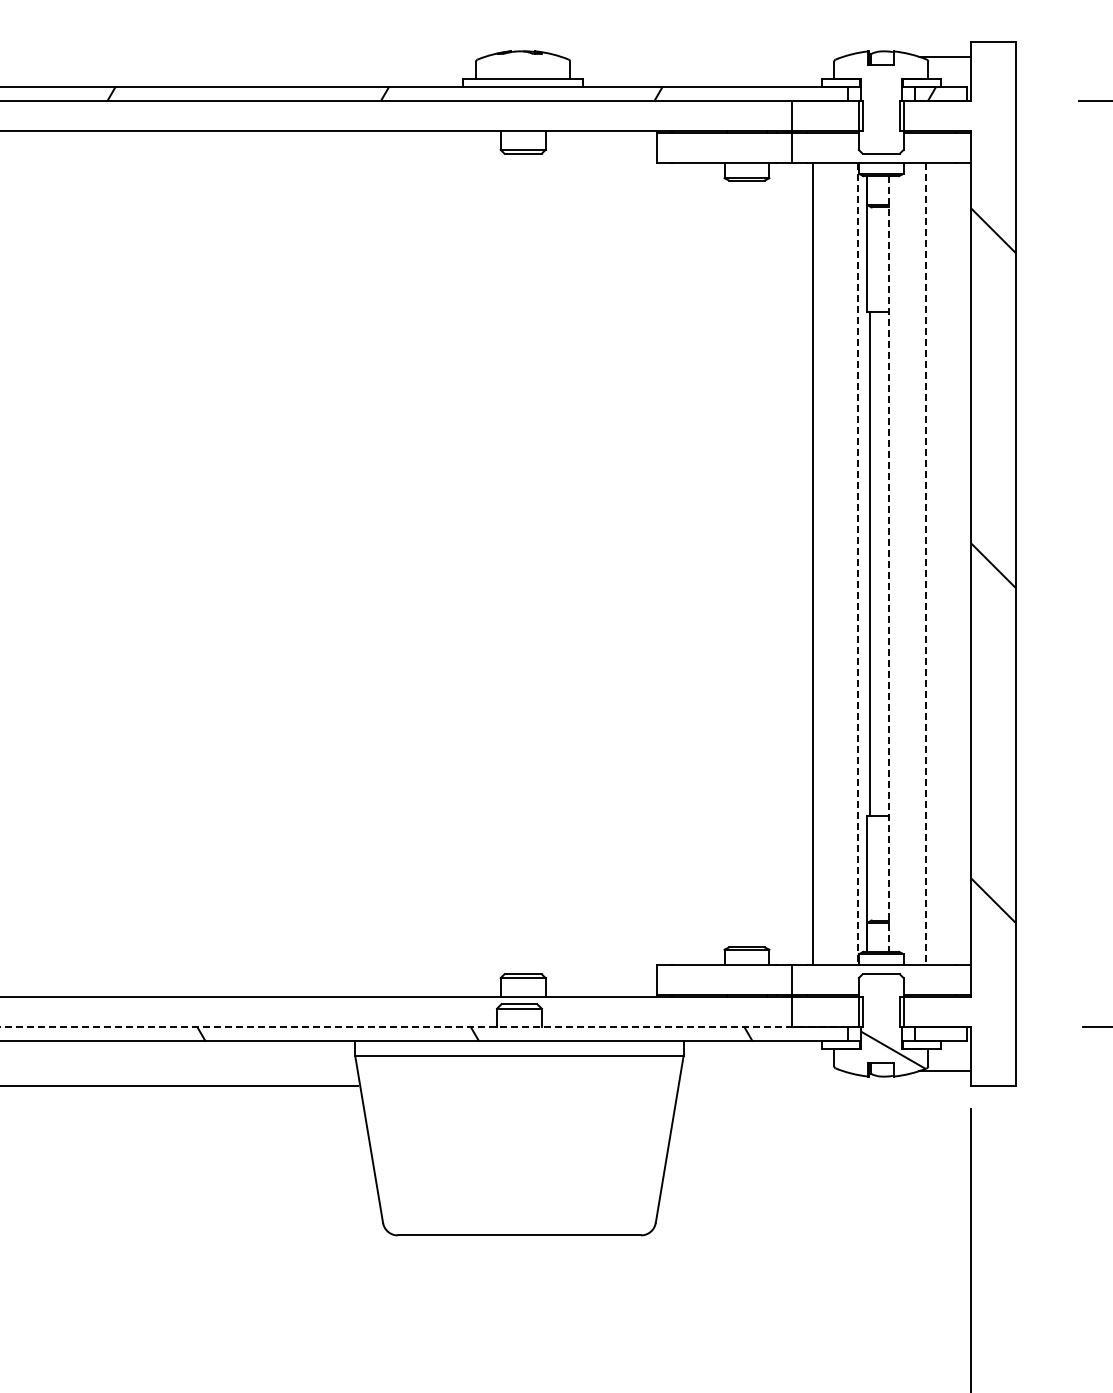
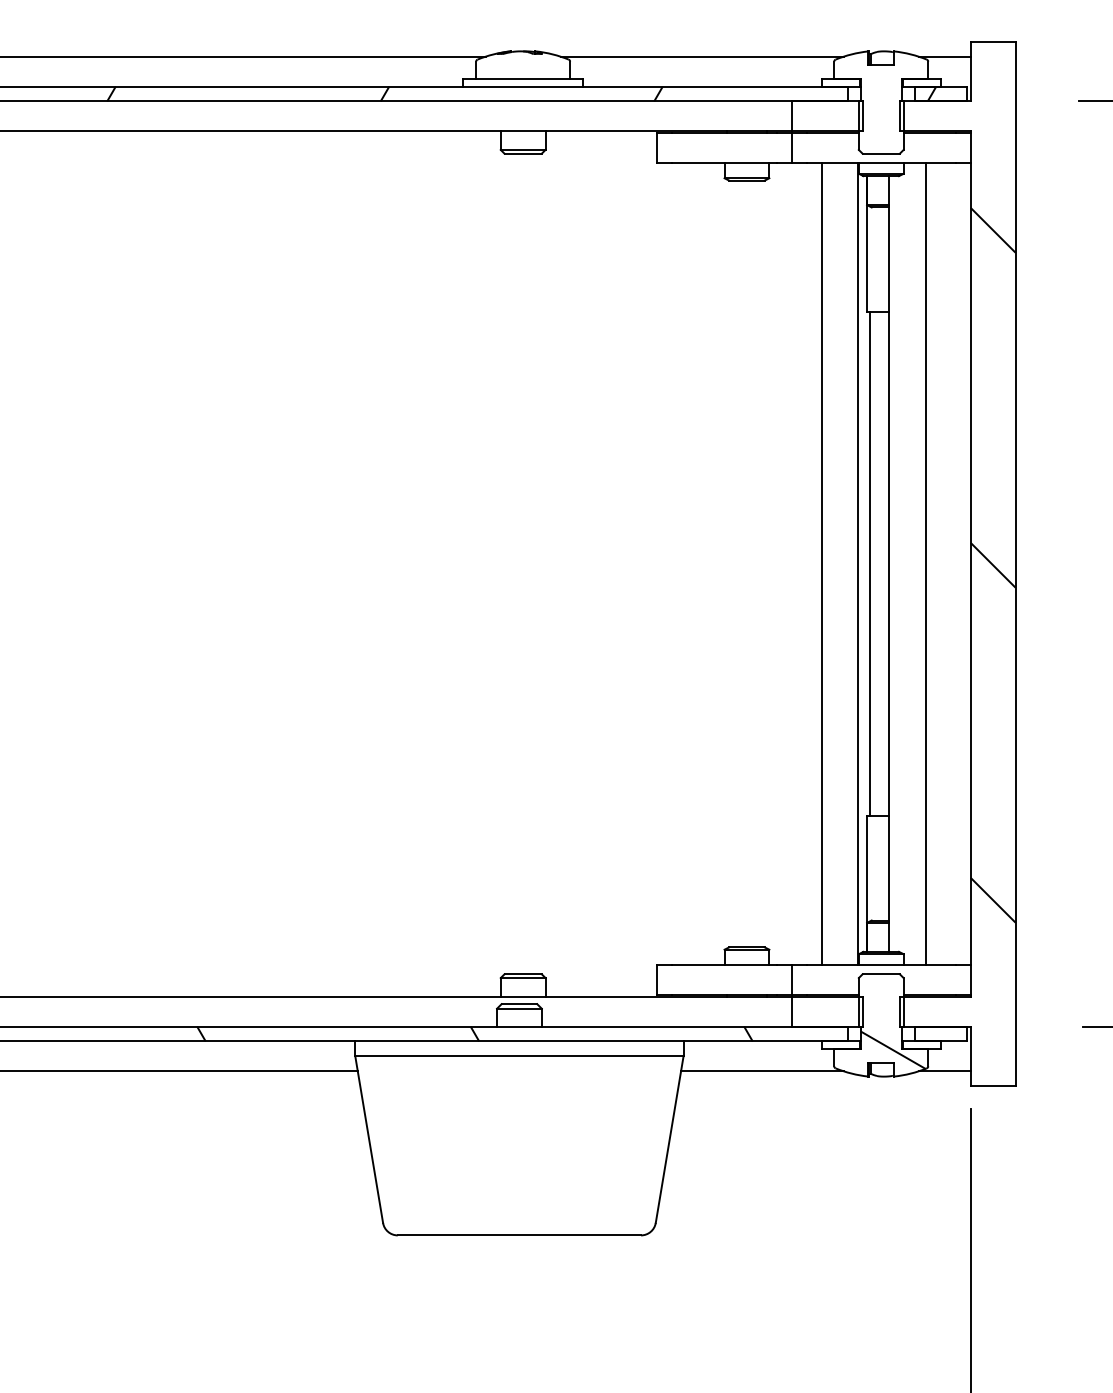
line: none -> present (243, 56)
line: none -> present (701, 56)
line position: (812, 563) -> (821, 563) (821, 563)
line: dashed -> solid (858, 564)
line: dashed -> solid (889, 564)
line: dashed -> solid (926, 564)
line: dashed -> solid (423, 1026)
line: none -> present (762, 1071)
line position: (179, 1086) -> (179, 1071) (179, 1071)
